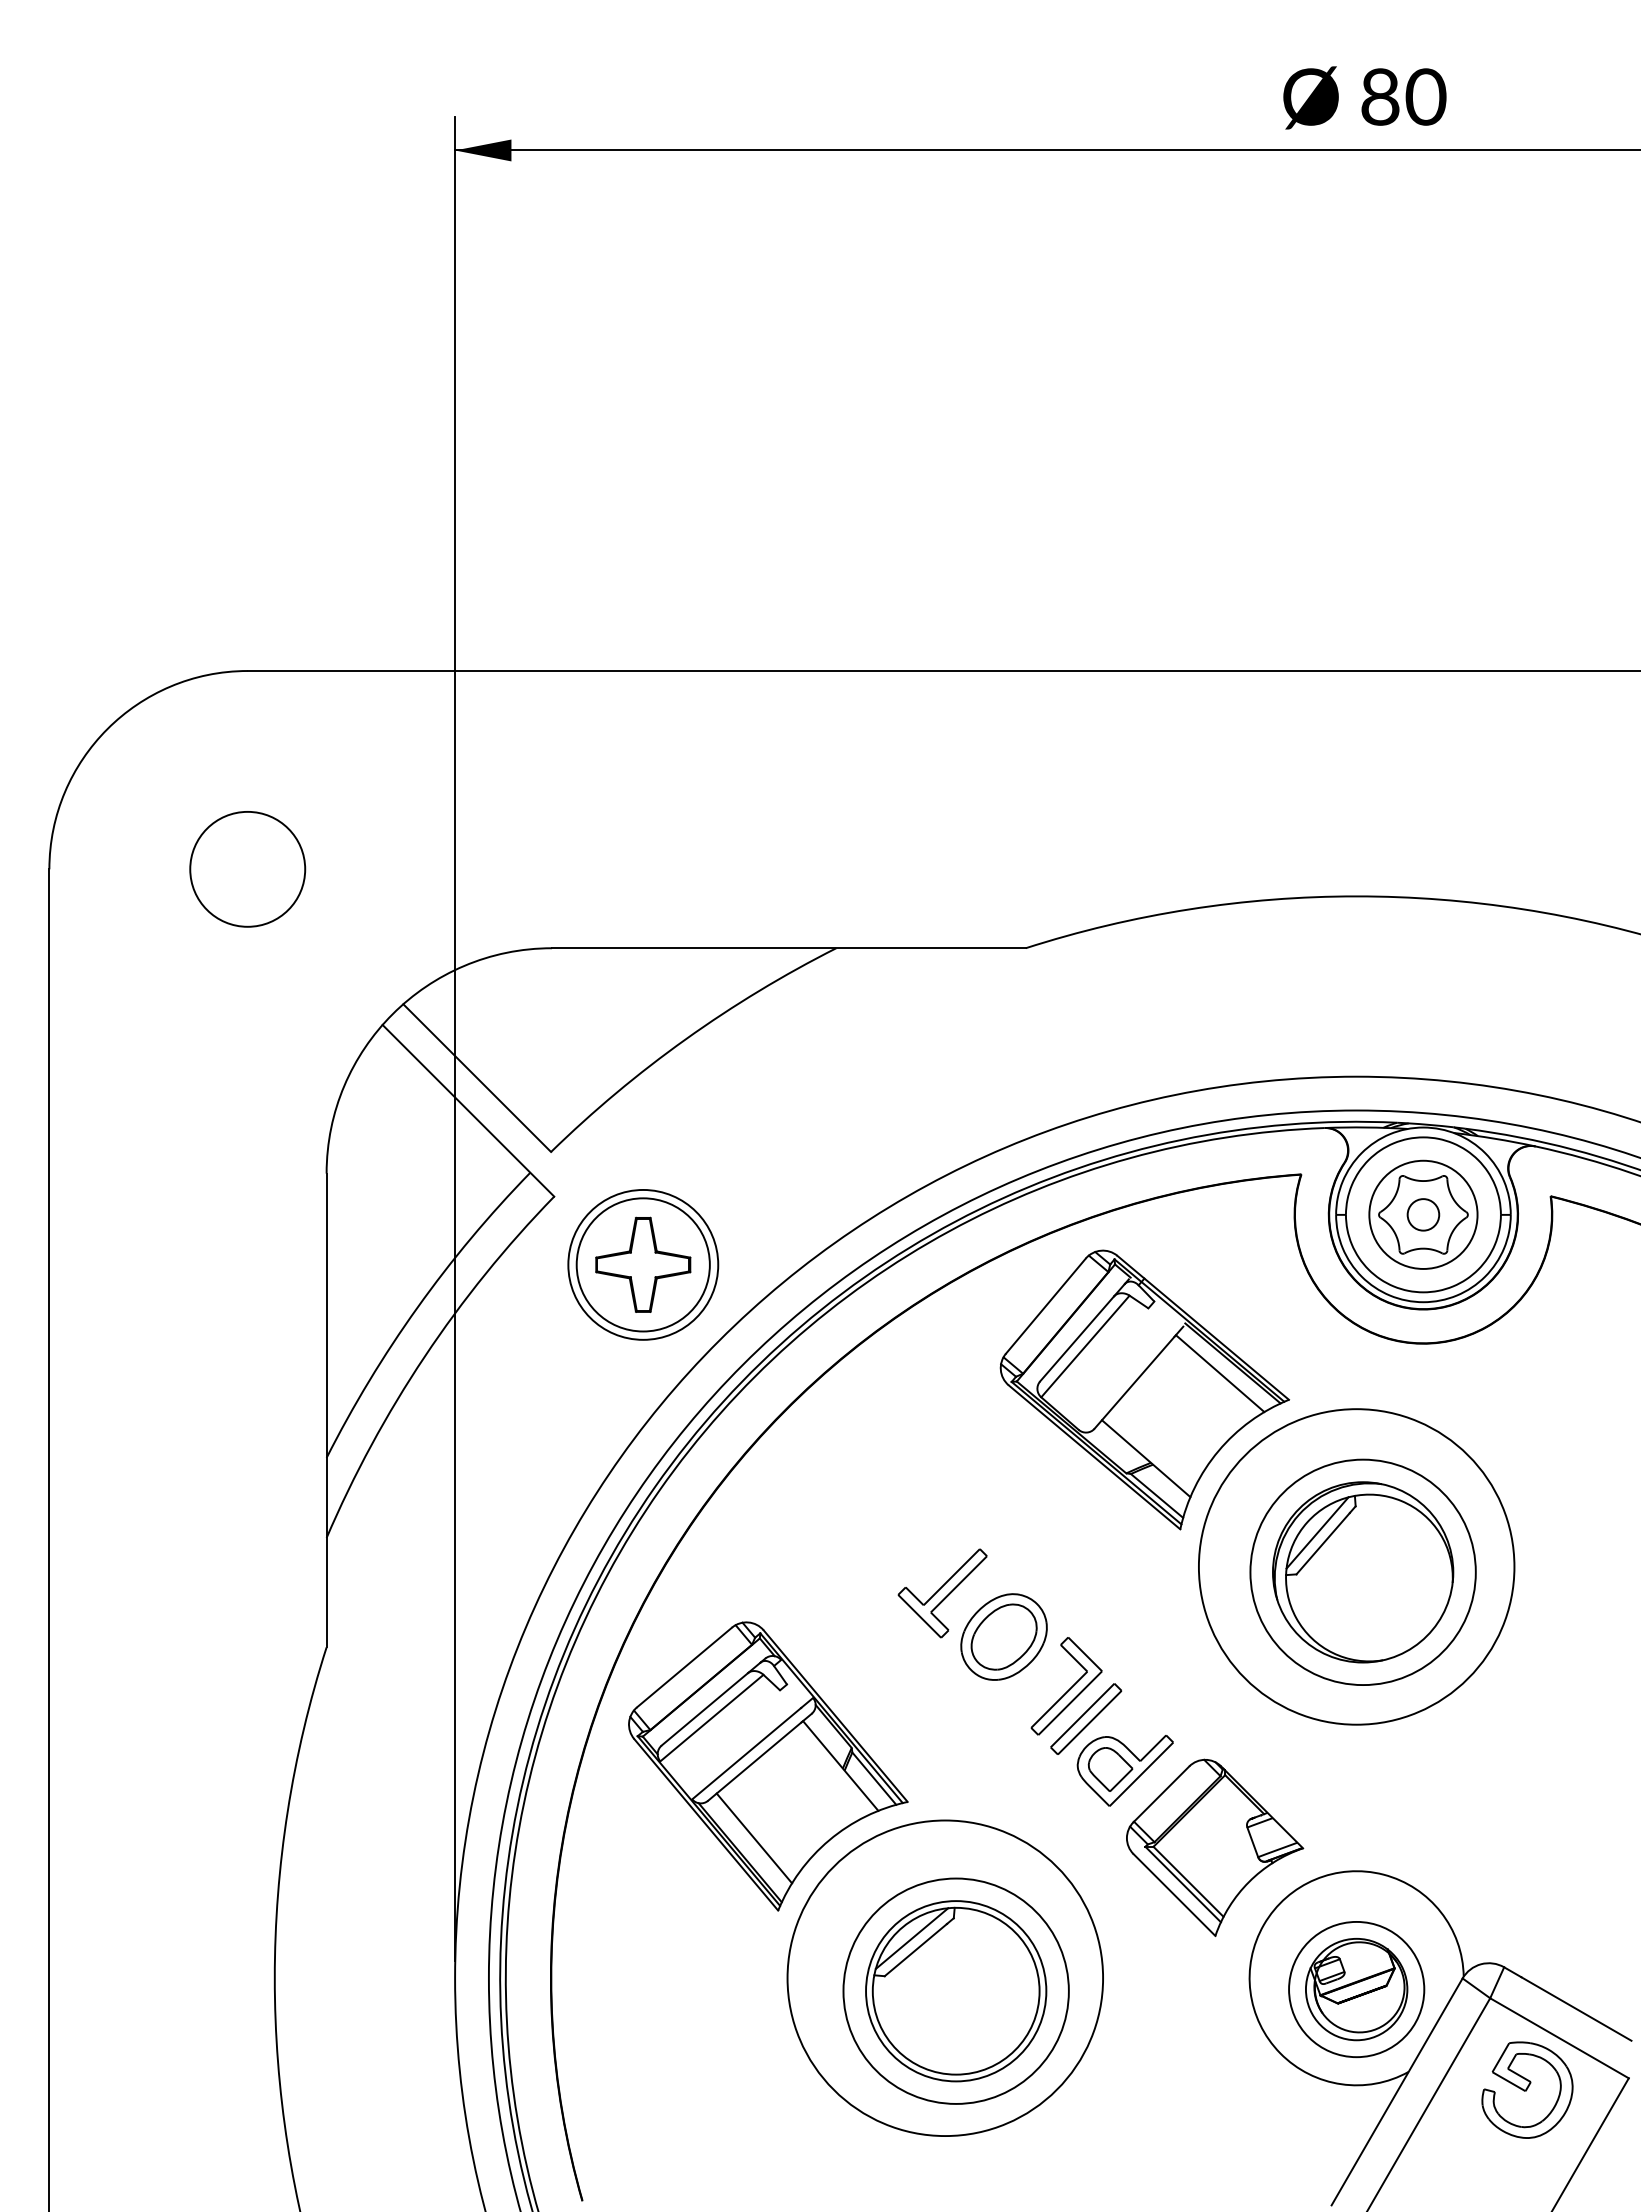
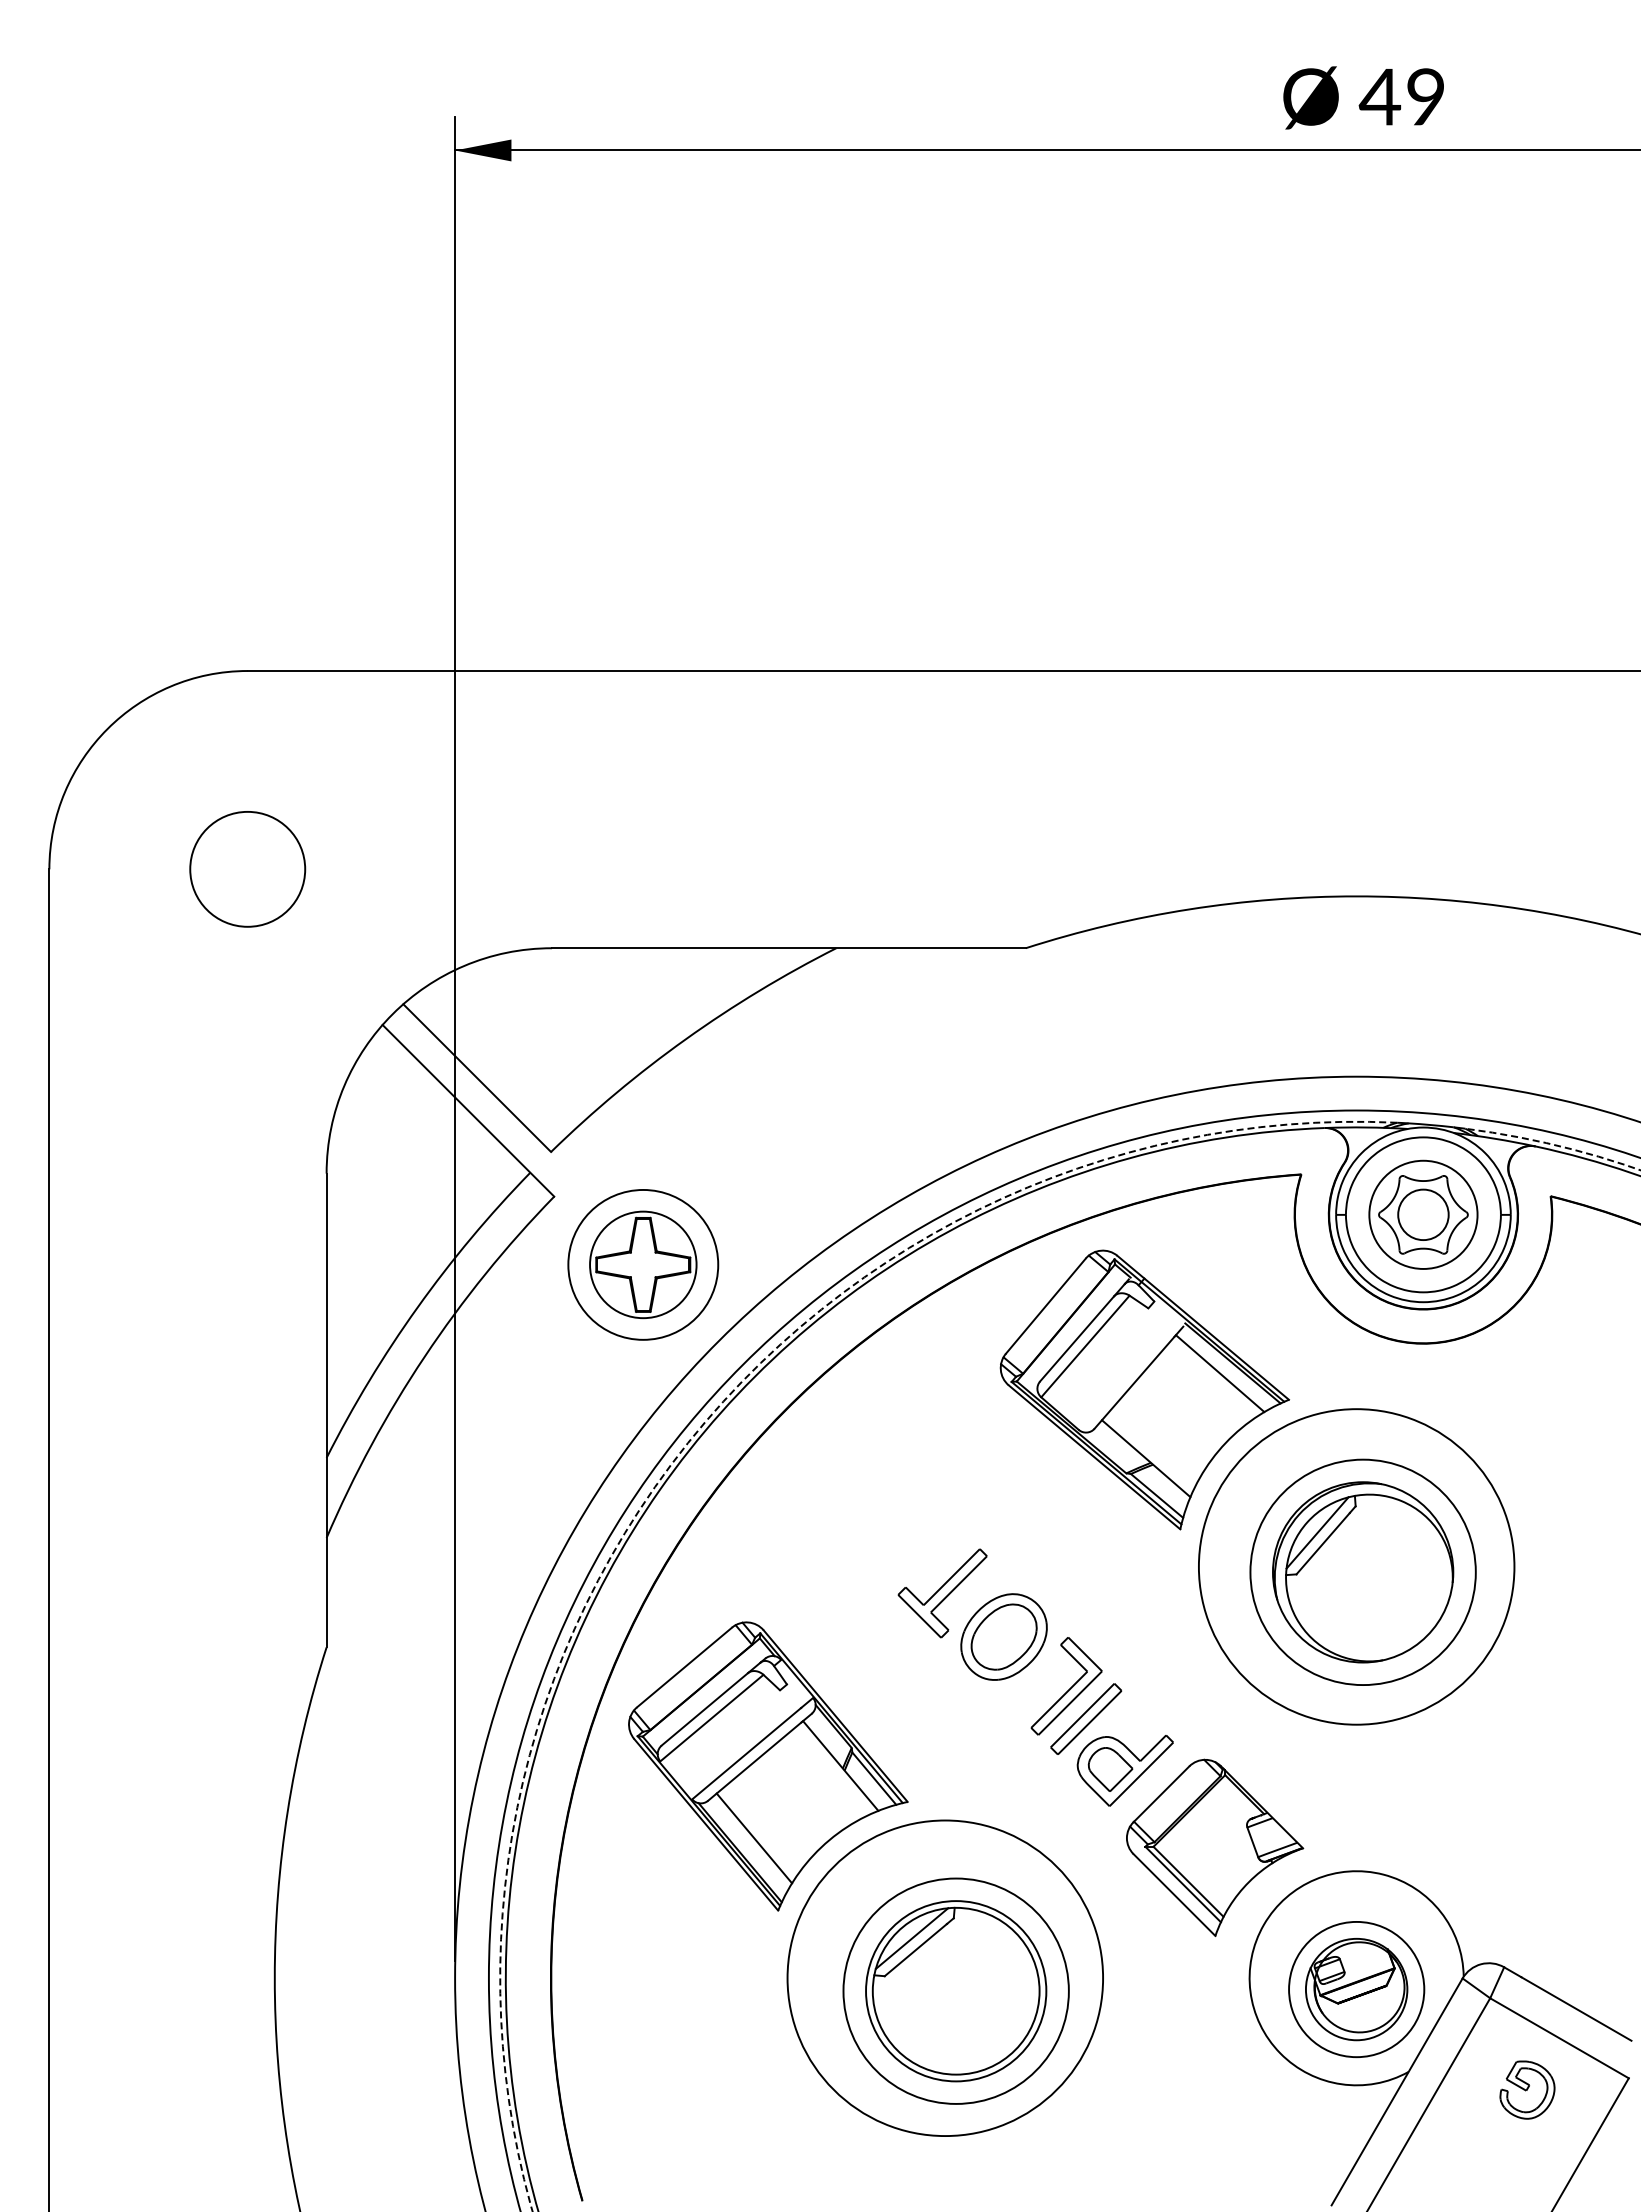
text: 80 -> 49 (1402, 96)
arc: solid -> dashed (1553, 1144)
circle diameter: 32 px -> 50 px (1423, 1214)
circle diameter: 133 px -> 107 px (643, 1264)
arc: solid -> dashed (686, 1445)
part size: 93x98 px -> 57x60 px (1527, 2089)
